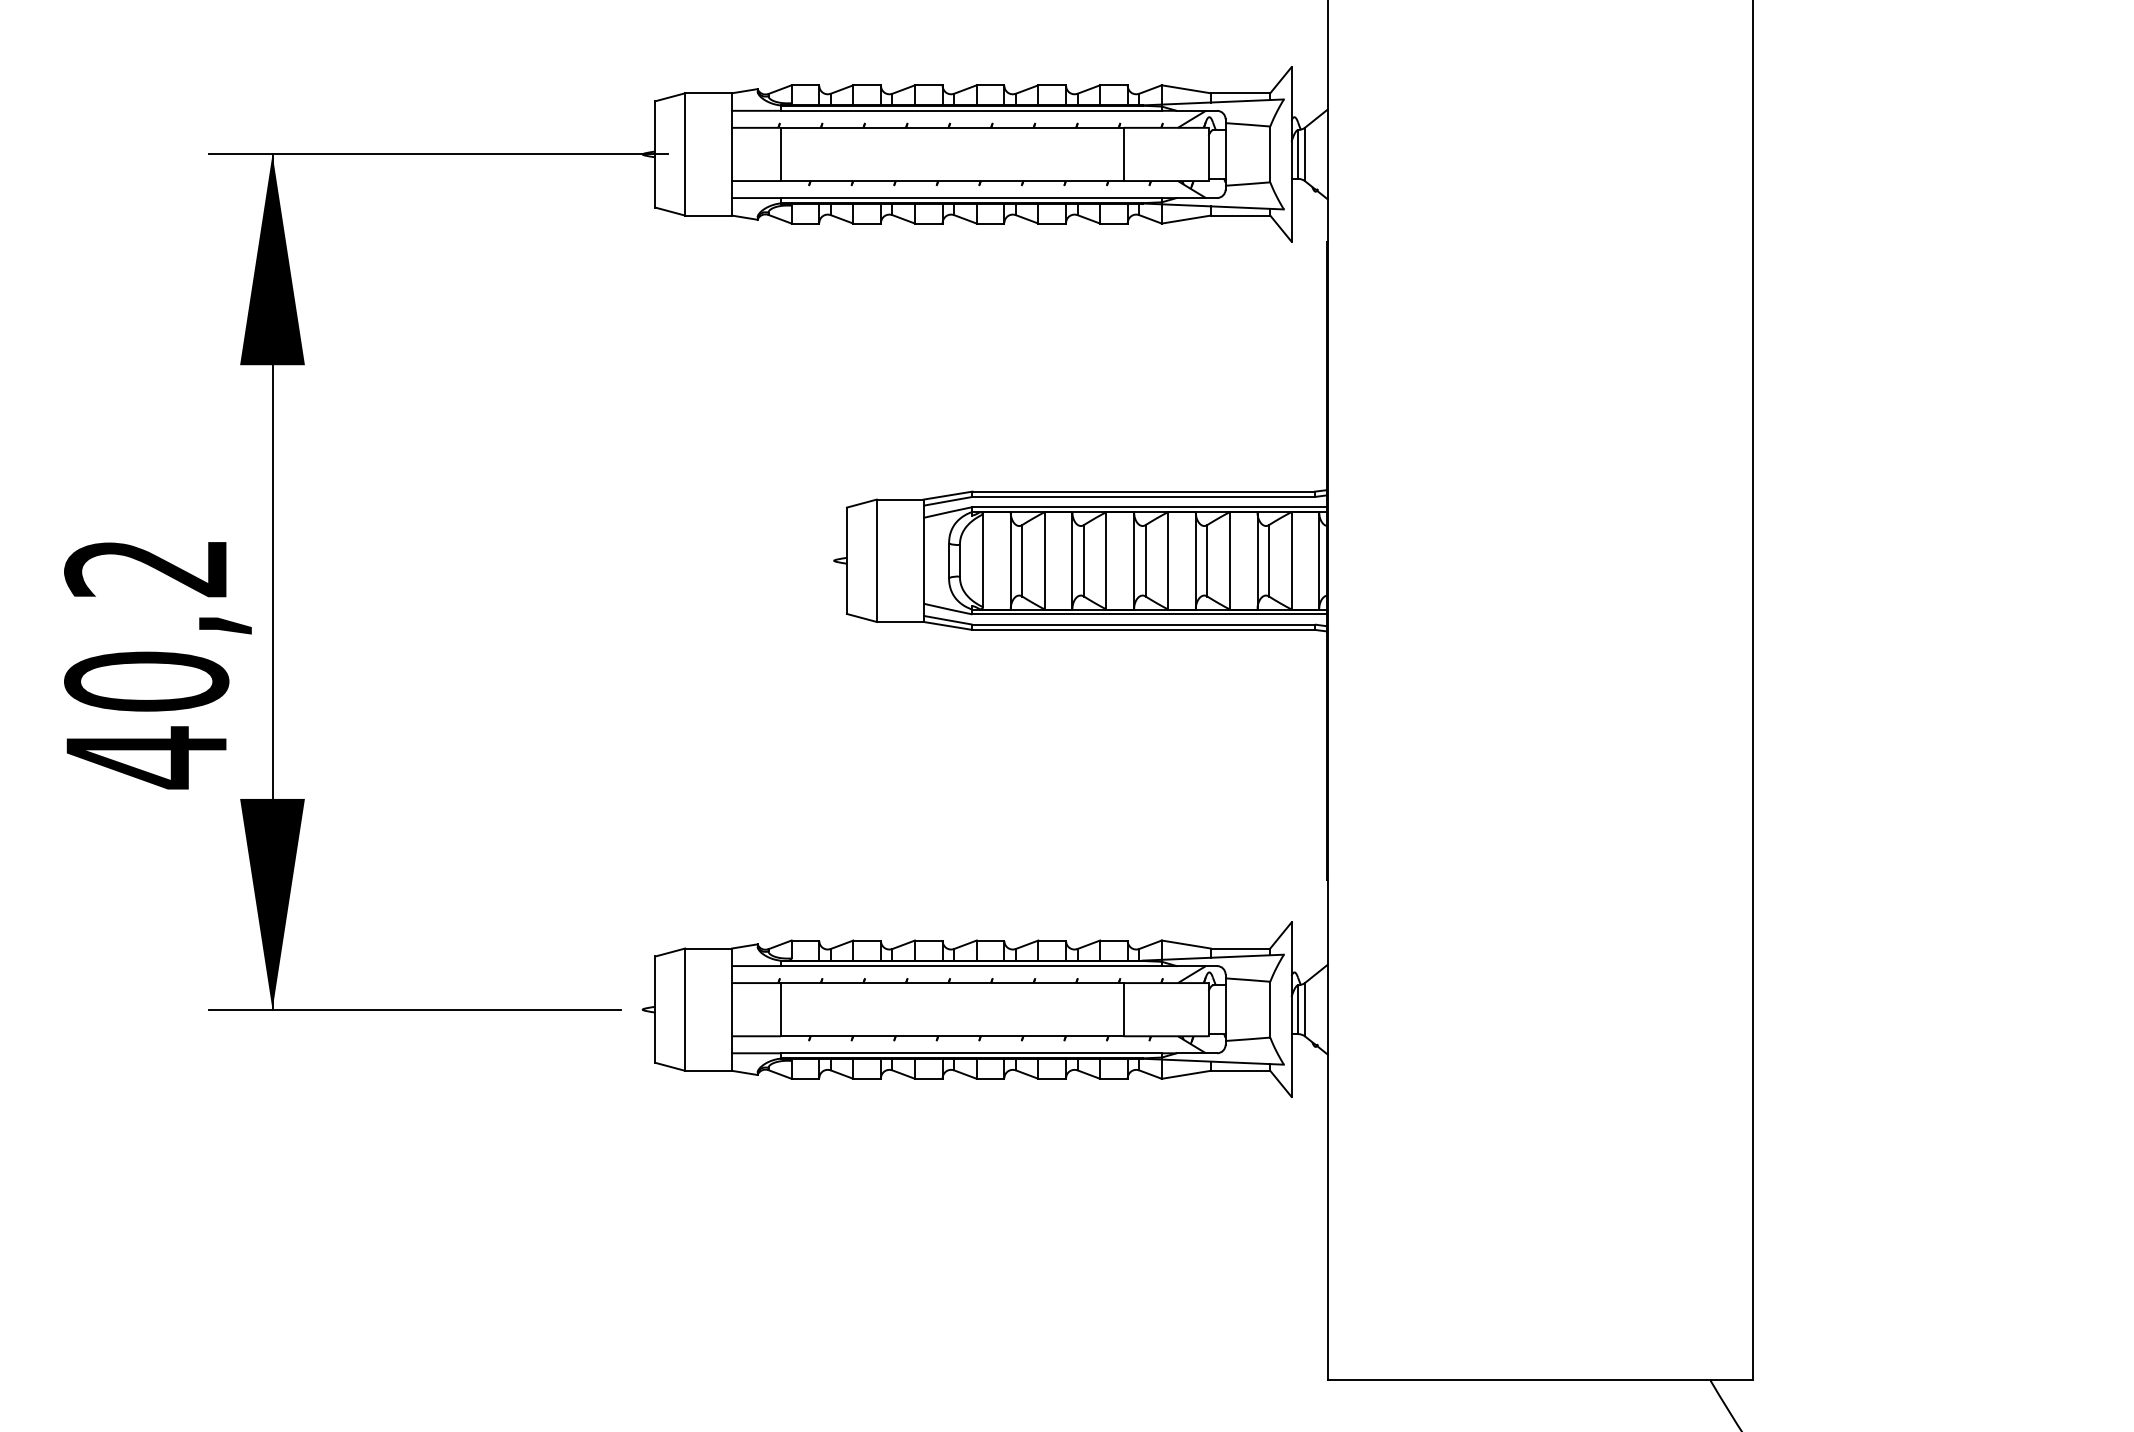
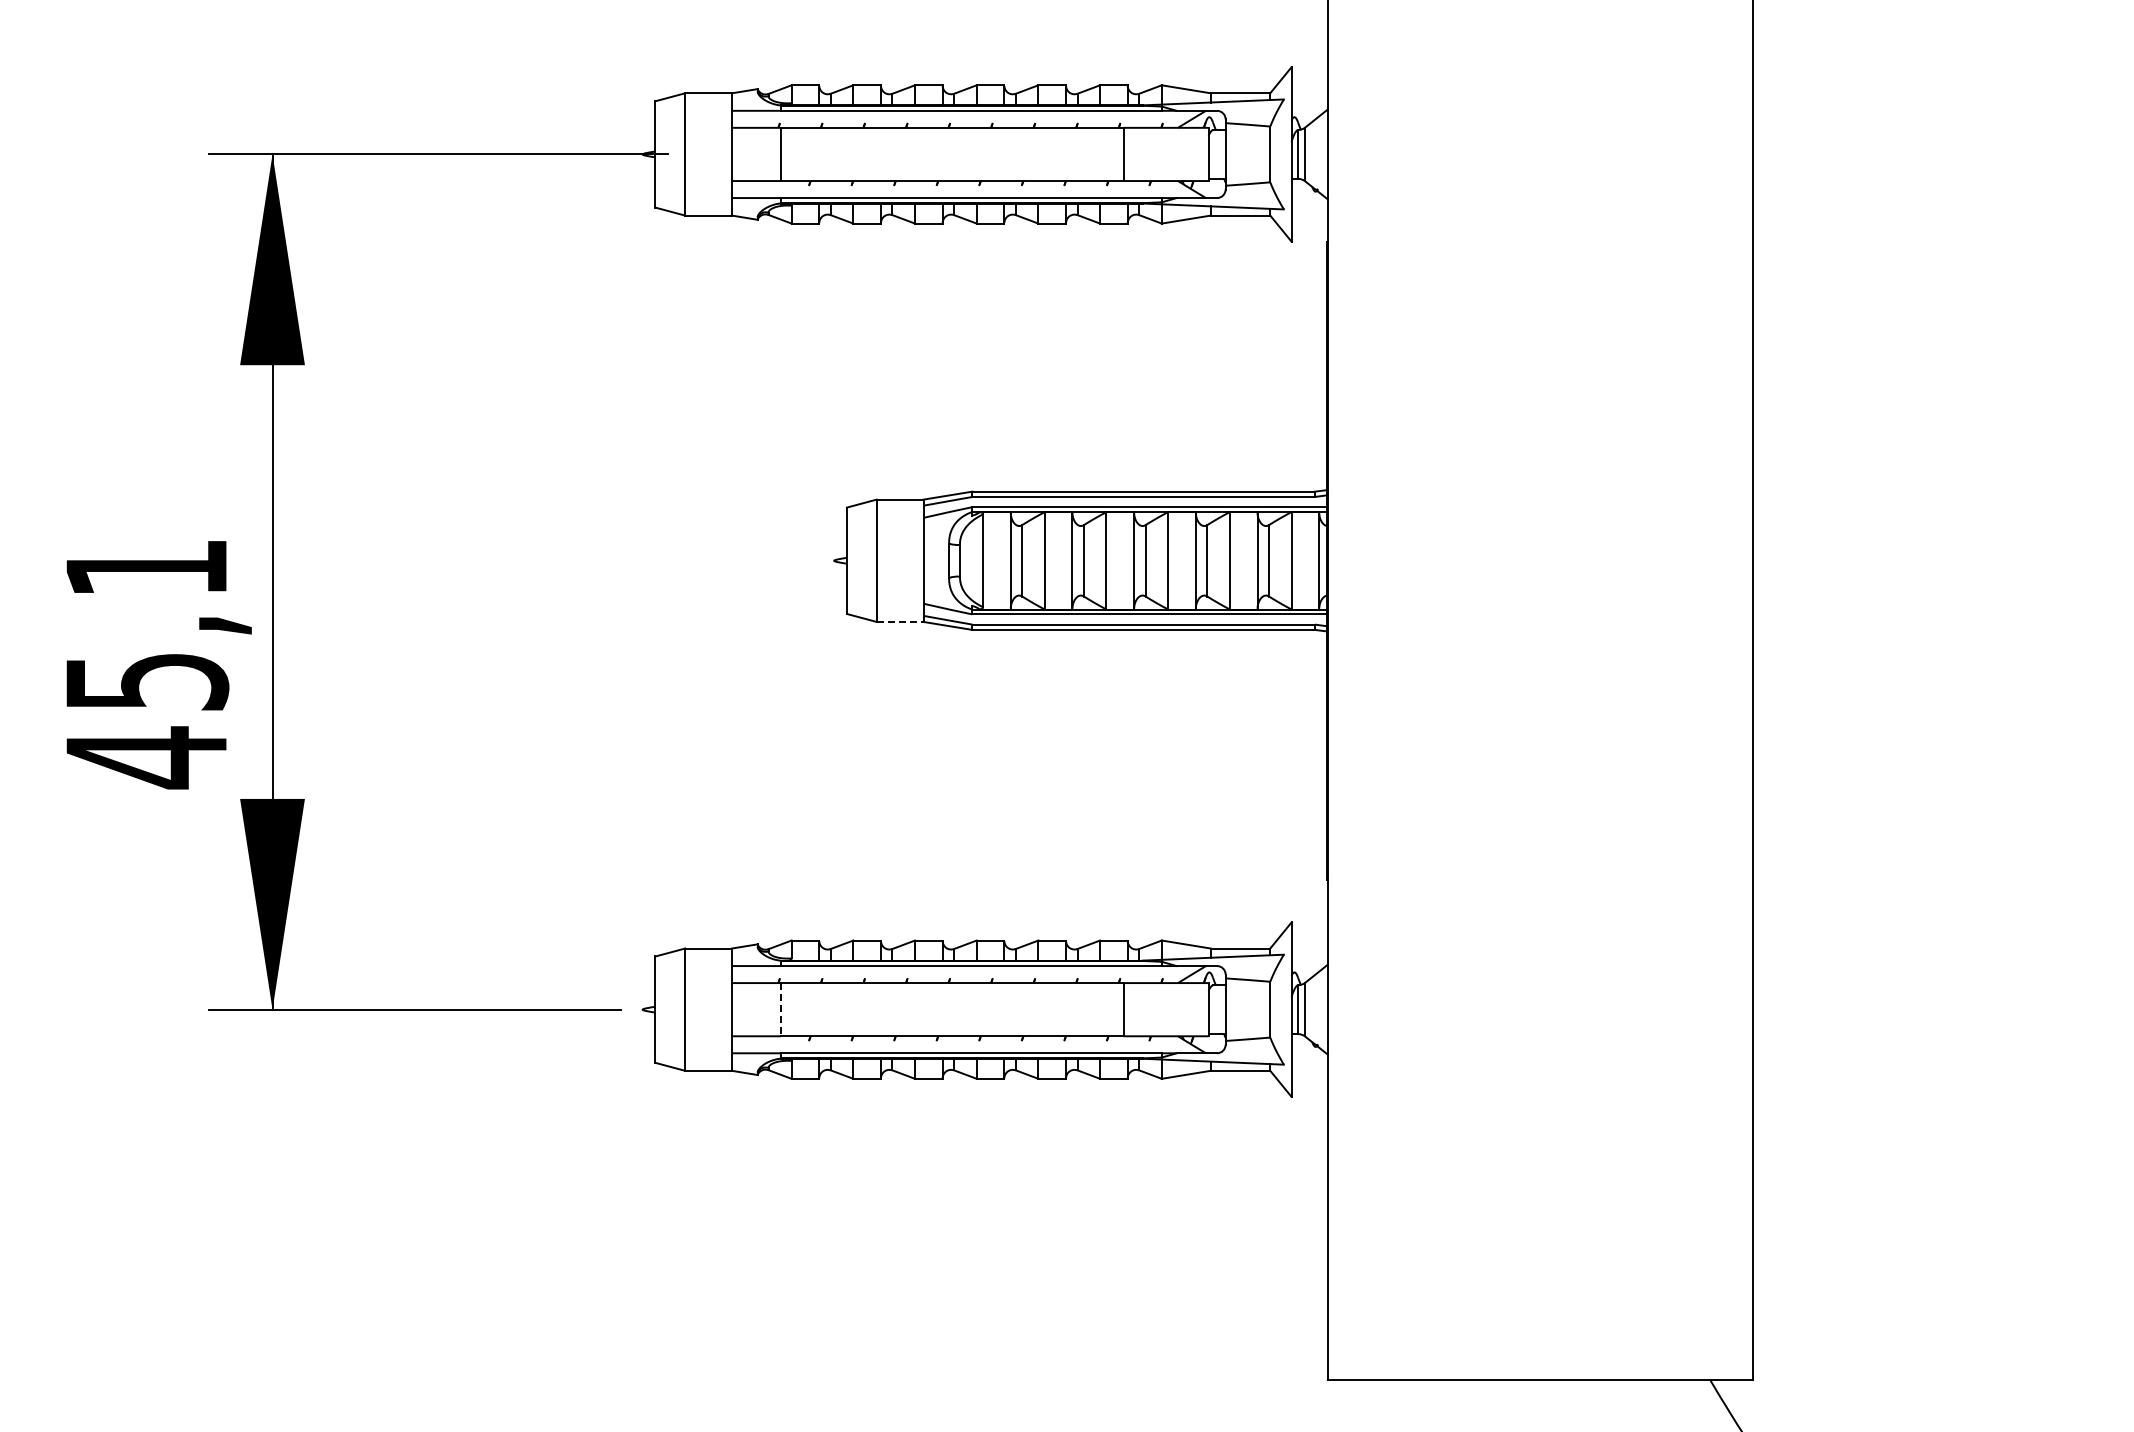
line: solid -> dashed (900, 621)
text: 40,2 -> 45,1 (146, 626)
line: solid -> dashed (780, 1009)
